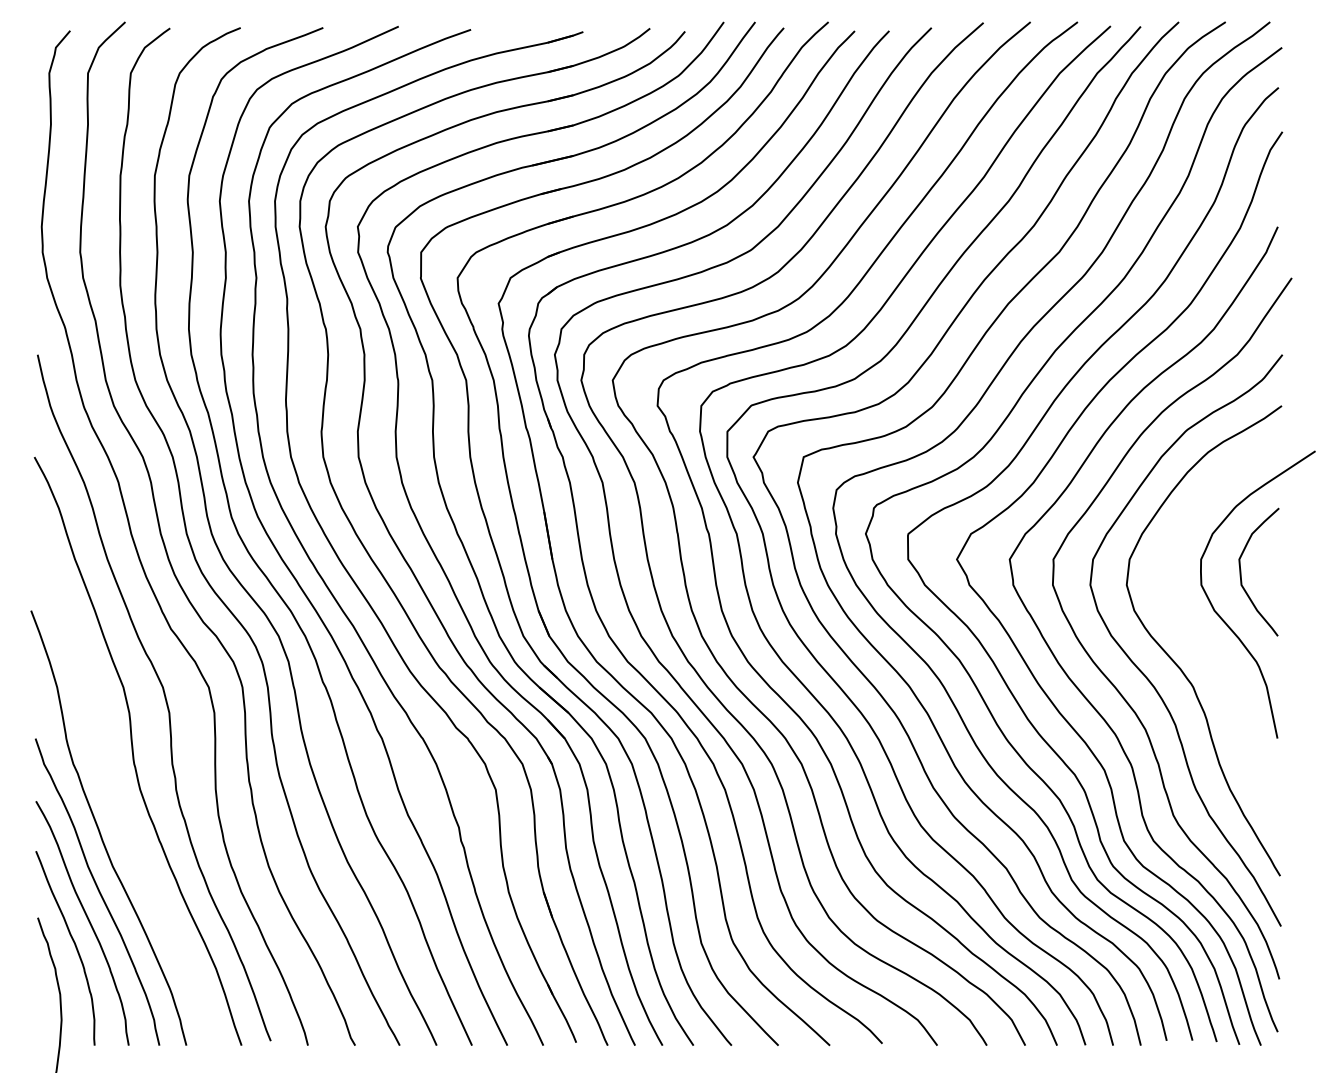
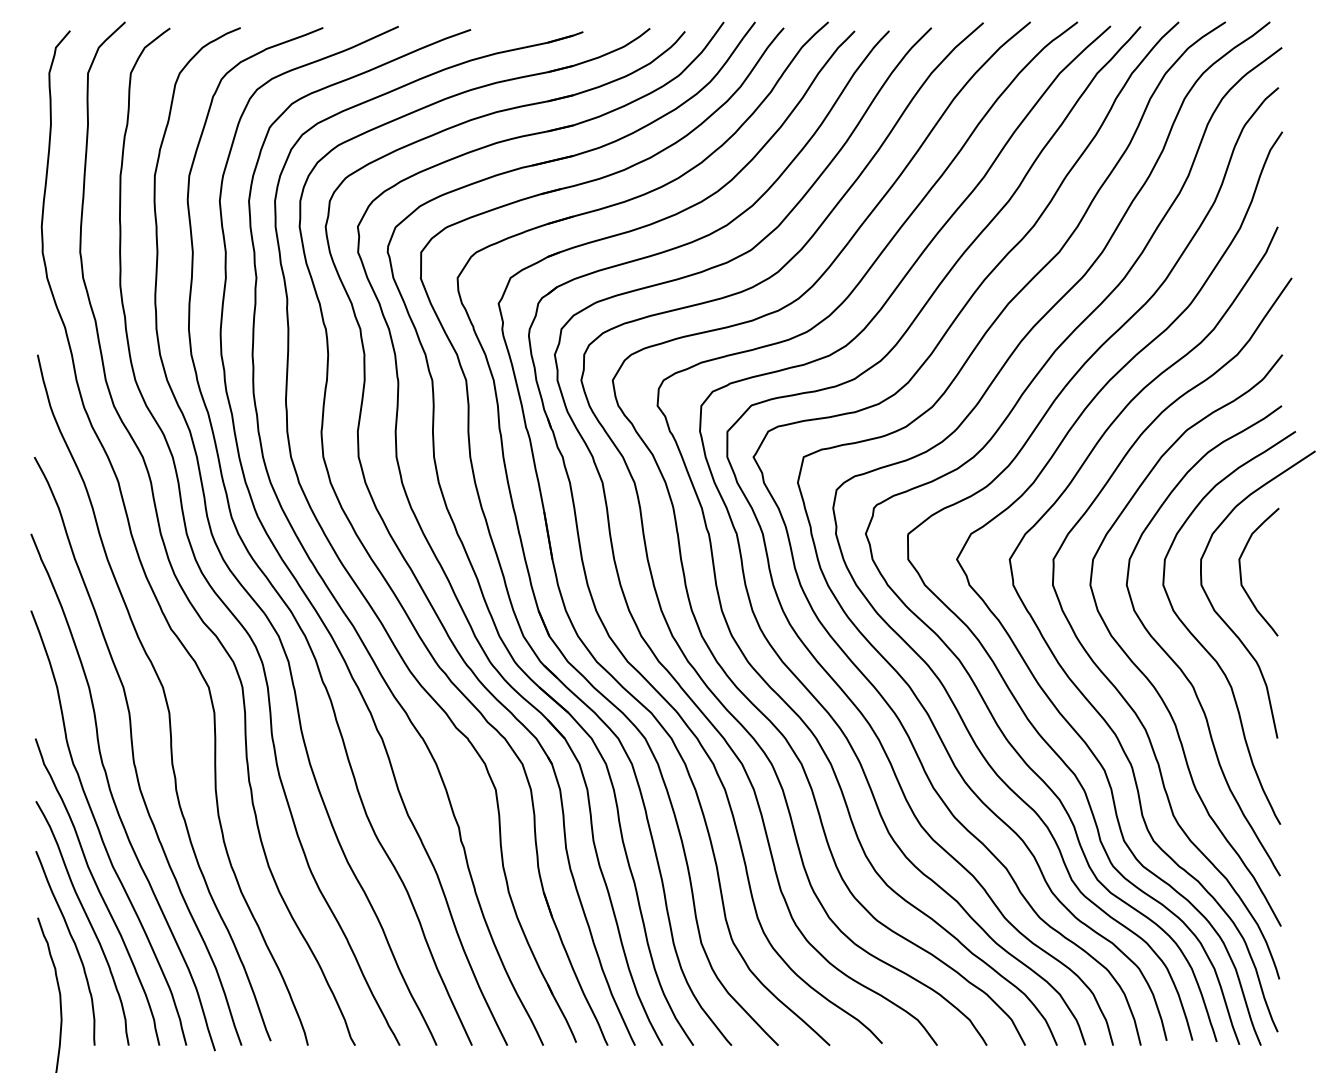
curve: none -> present (1204, 646)
curve: none -> present (113, 796)
